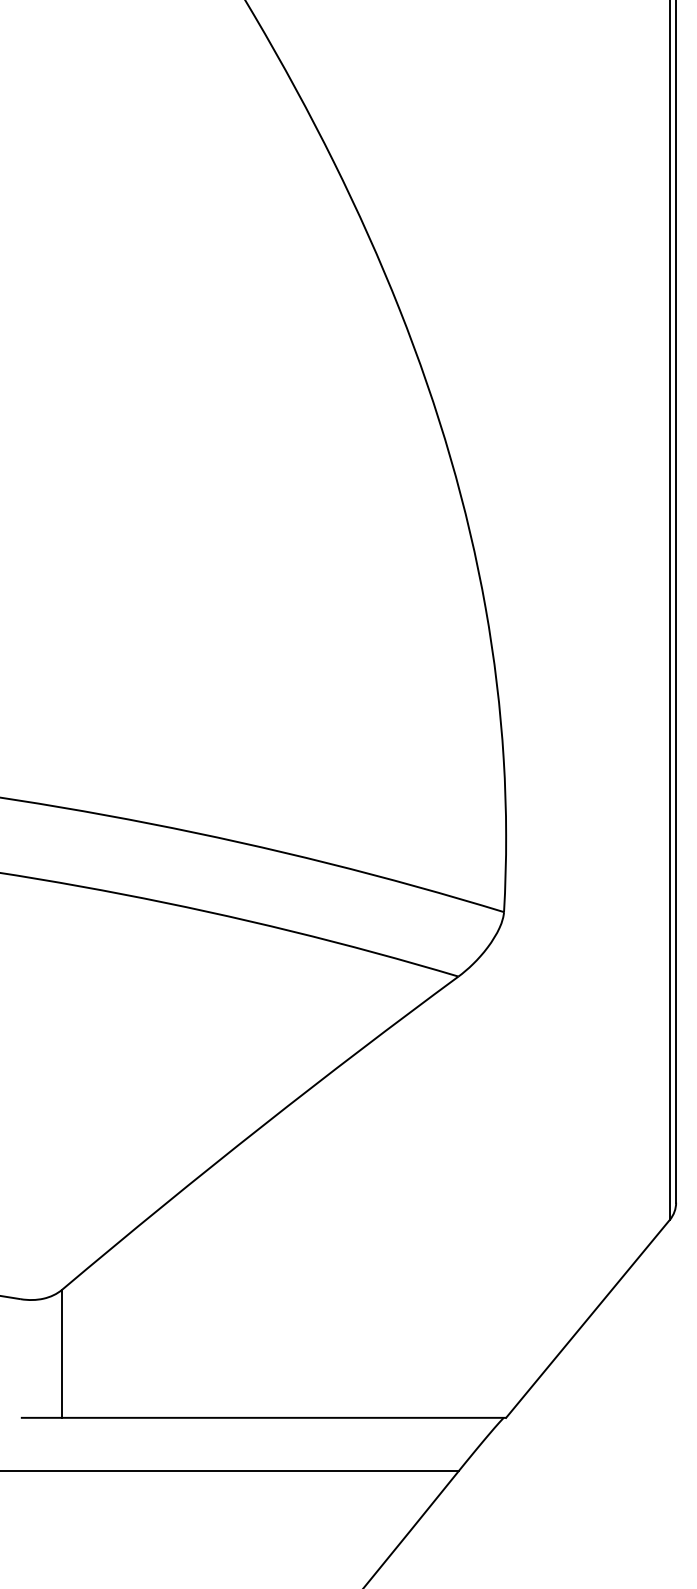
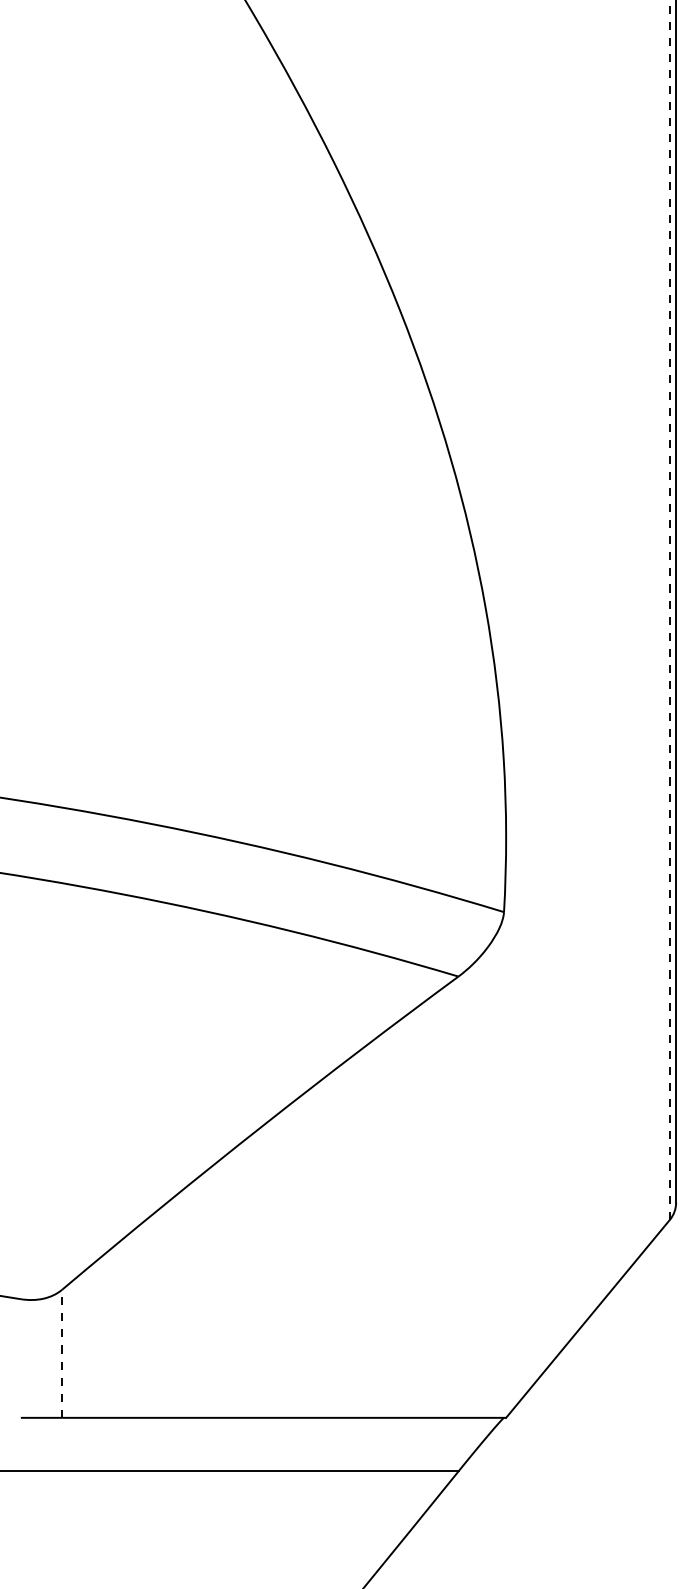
line: solid -> dashed (669, 609)
line: solid -> dashed (62, 1353)
